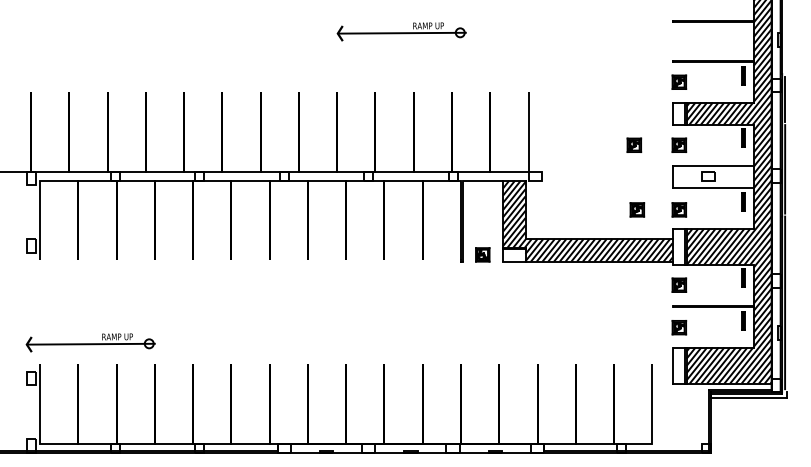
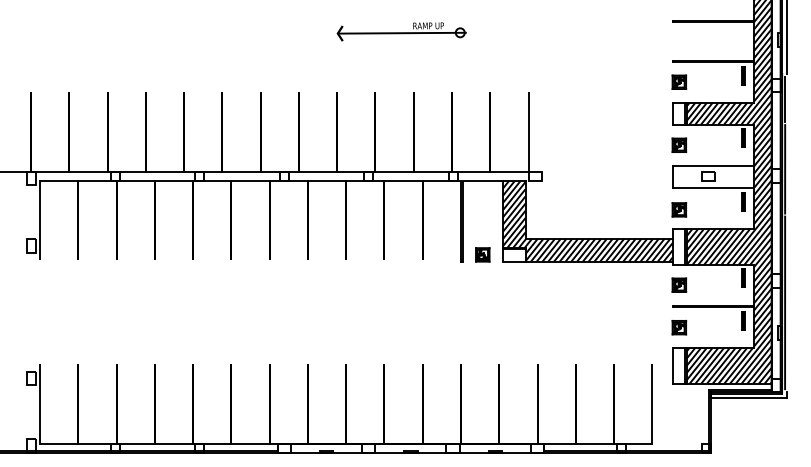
line: none -> present (786, 38)
part: present -> none (634, 144)
part: present -> none (637, 209)
part: present -> none (90, 342)
